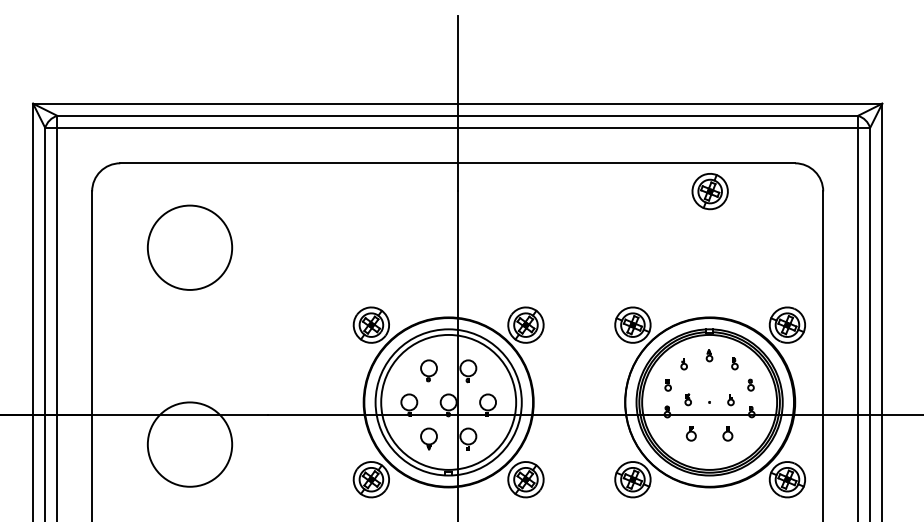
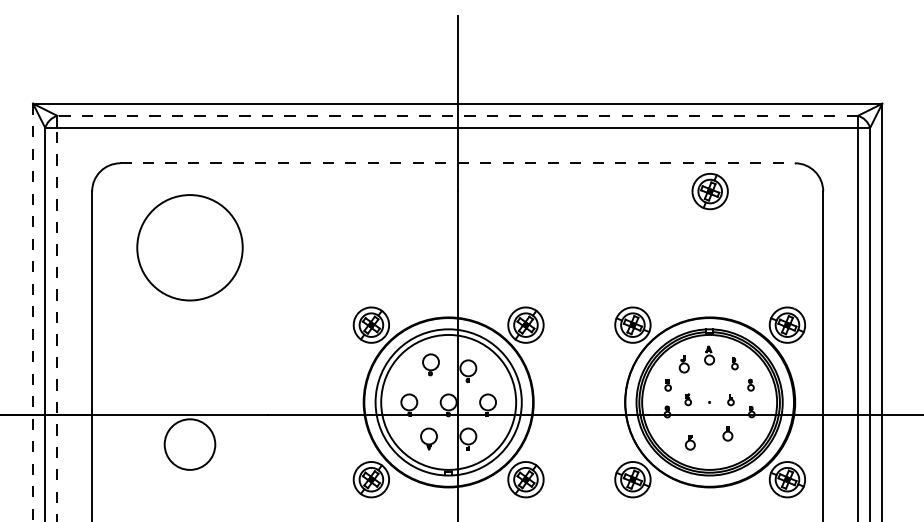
line: solid -> dashed (457, 115)
line: solid -> dashed (458, 163)
circle diameter: 84 px -> 105 px (189, 247)
line: solid -> dashed (33, 312)
line: solid -> dashed (57, 325)
part size: 9x14 px -> 12x21 px (709, 355)
part size: 8x13 px -> 12x19 px (683, 364)
part position: (428, 370) -> (430, 364) (430, 364)
part position: (690, 433) -> (689, 442) (689, 442)
circle diameter: 84 px -> 51 px (189, 444)
